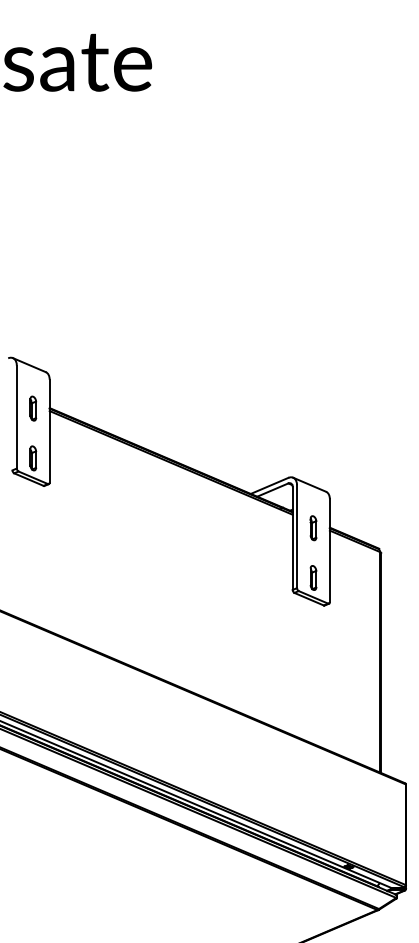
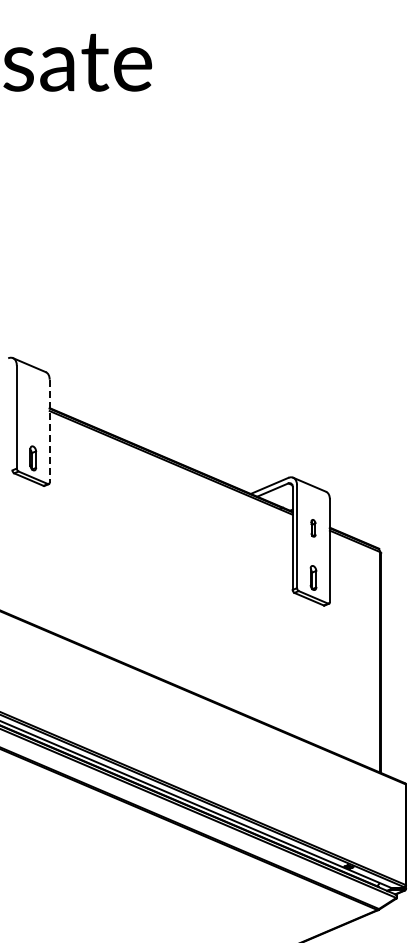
part: present -> none (33, 408)
line: solid -> dashed (49, 431)
part size: 9x27 px -> 7x19 px (313, 528)
